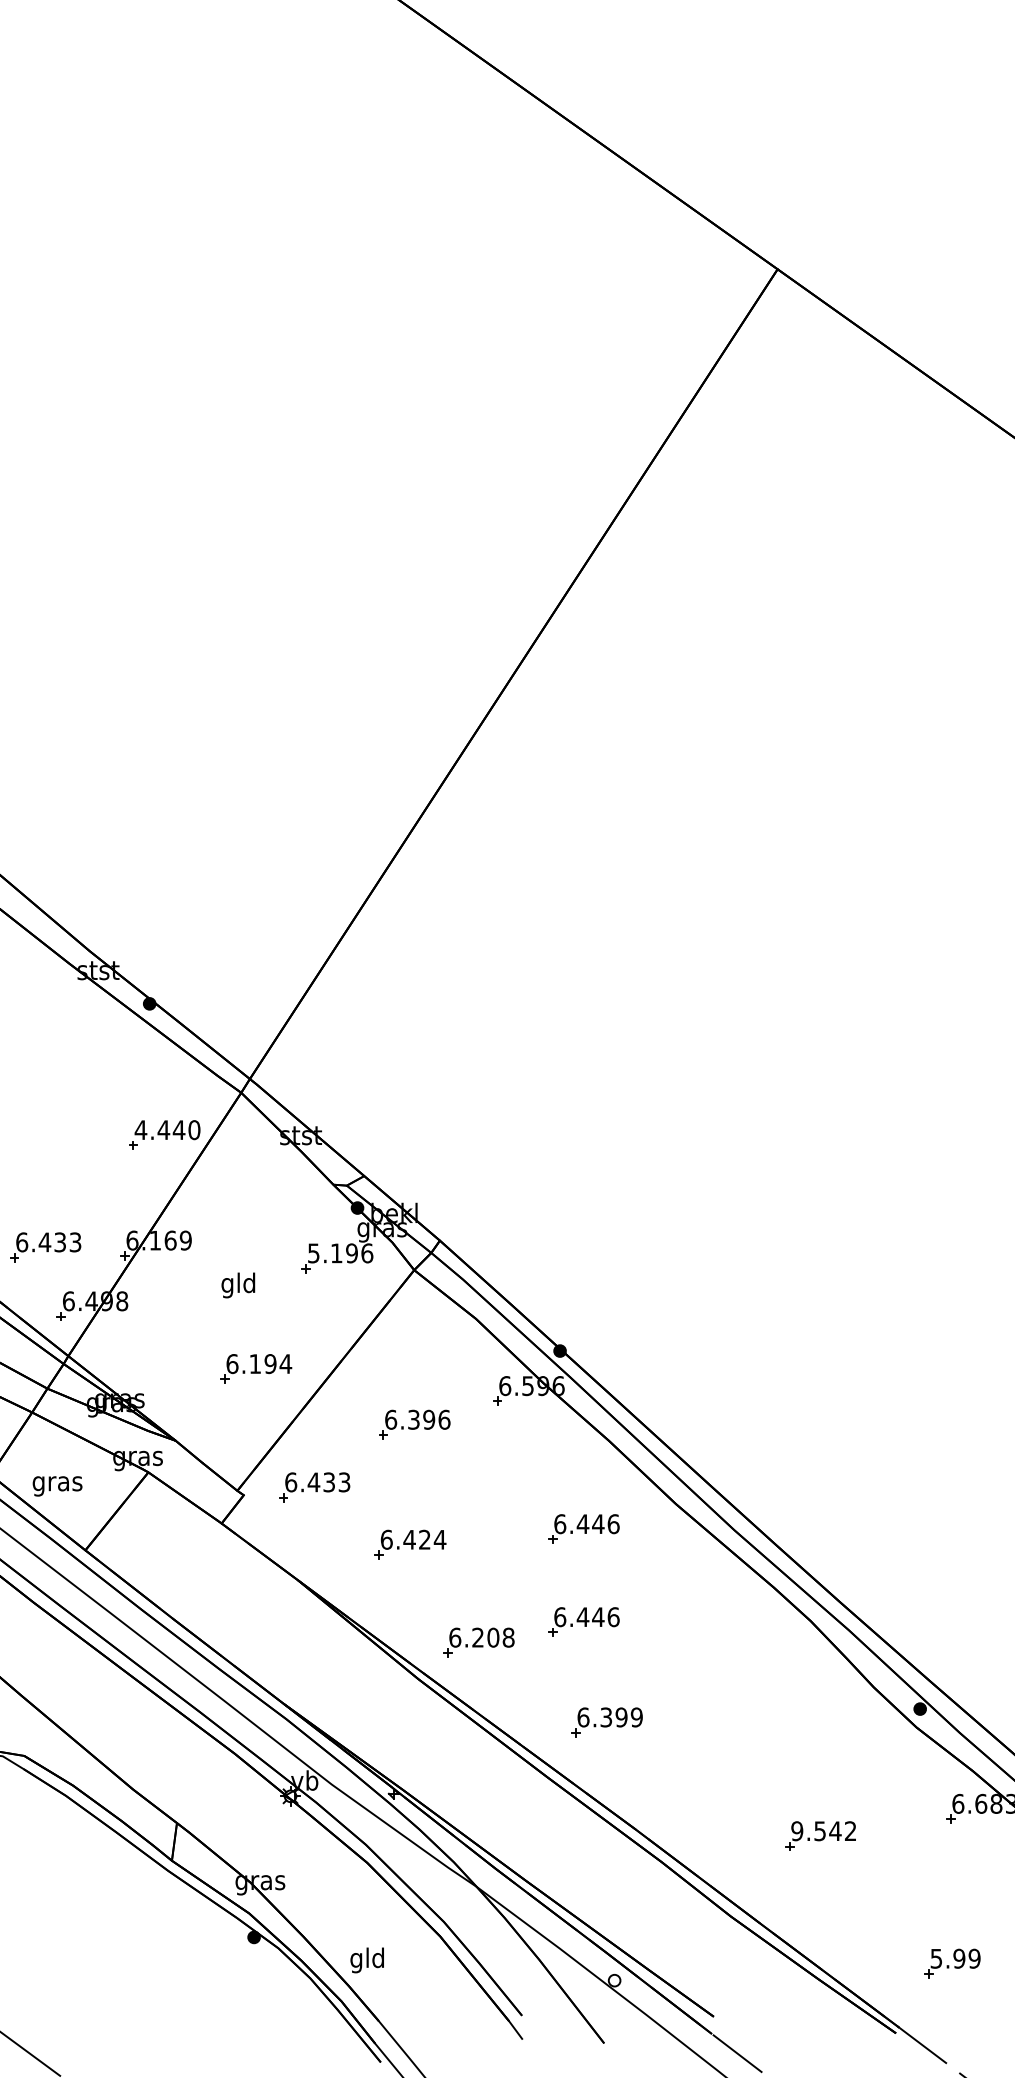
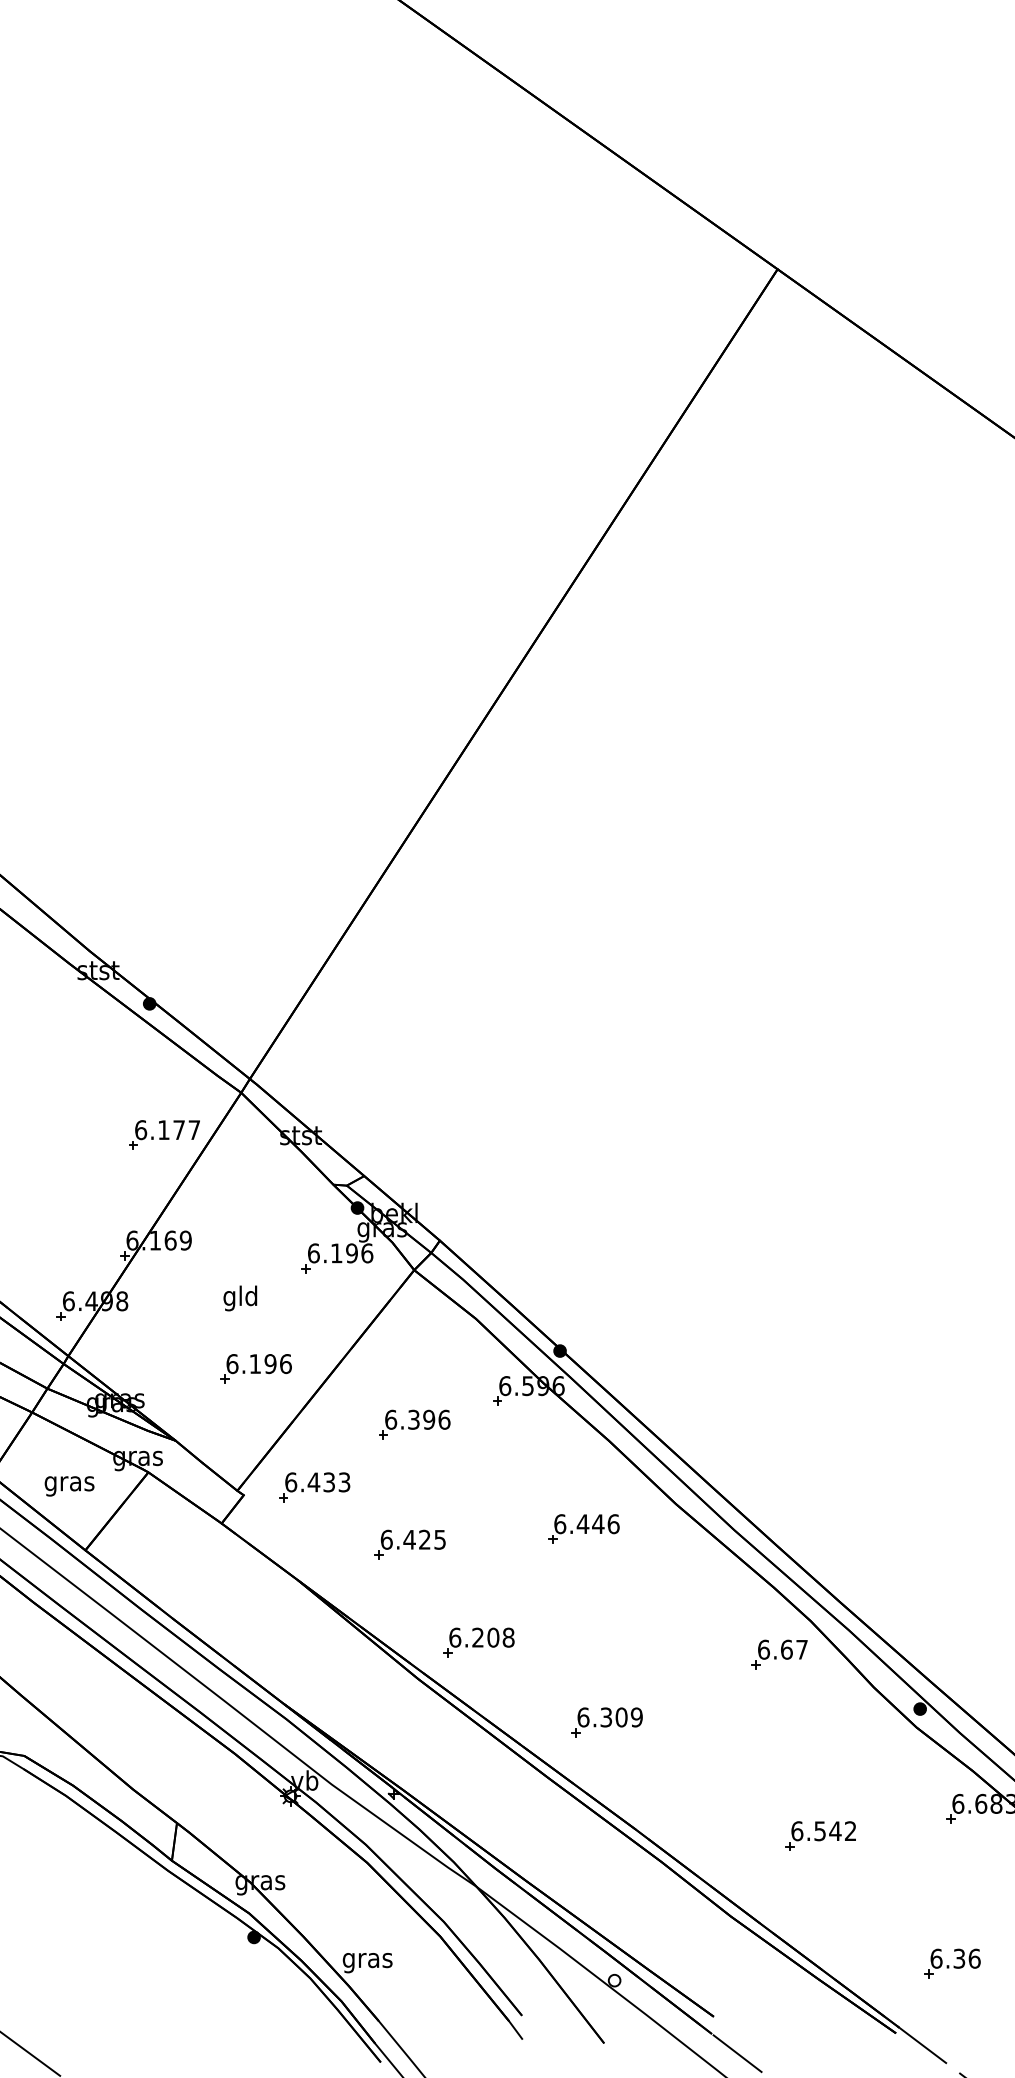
text: 4.440 -> 6.177 (167, 1130)
part: present -> none (45, 1247)
text: 5.196 -> 6.196 (313, 1253)
text position: (238, 1285) -> (240, 1298) (240, 1298)
text: 6.194 -> 6.196 (285, 1364)
text position: (57, 1486) -> (69, 1486) (69, 1486)
text: 6.424 -> 6.425 (439, 1539)
part: present -> none (583, 1621)
part: none -> present (779, 1654)
text: 6.399 -> 6.309 (621, 1717)
text: 9.542 -> 6.542 (797, 1831)
text: 5.99 -> 6.36 (955, 1958)
text: gld -> gras (367, 1960)
